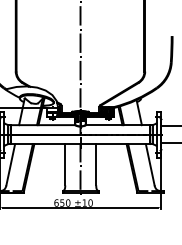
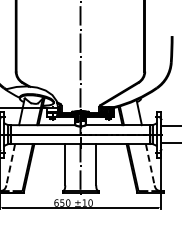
line: solid -> dashed (10, 165)
line: solid -> dashed (150, 165)
